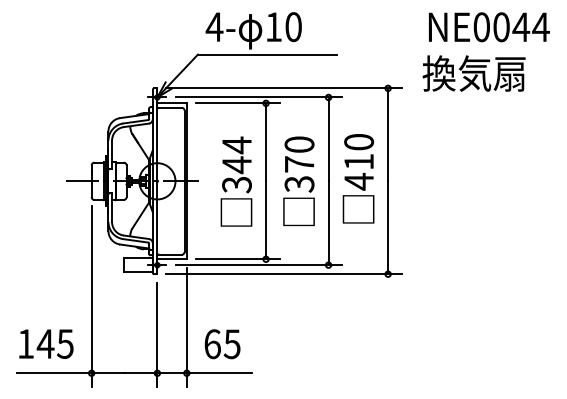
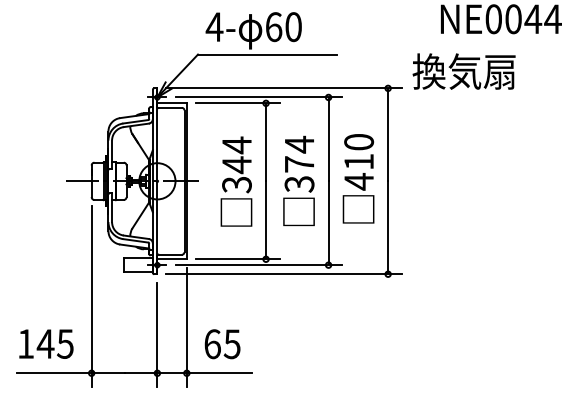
text: 10 -> 60 (274, 27)
text position: (489, 27) -> (501, 19) (501, 19)
text position: (473, 73) -> (463, 71) (463, 71)
text: 370 -> 374 (299, 144)
